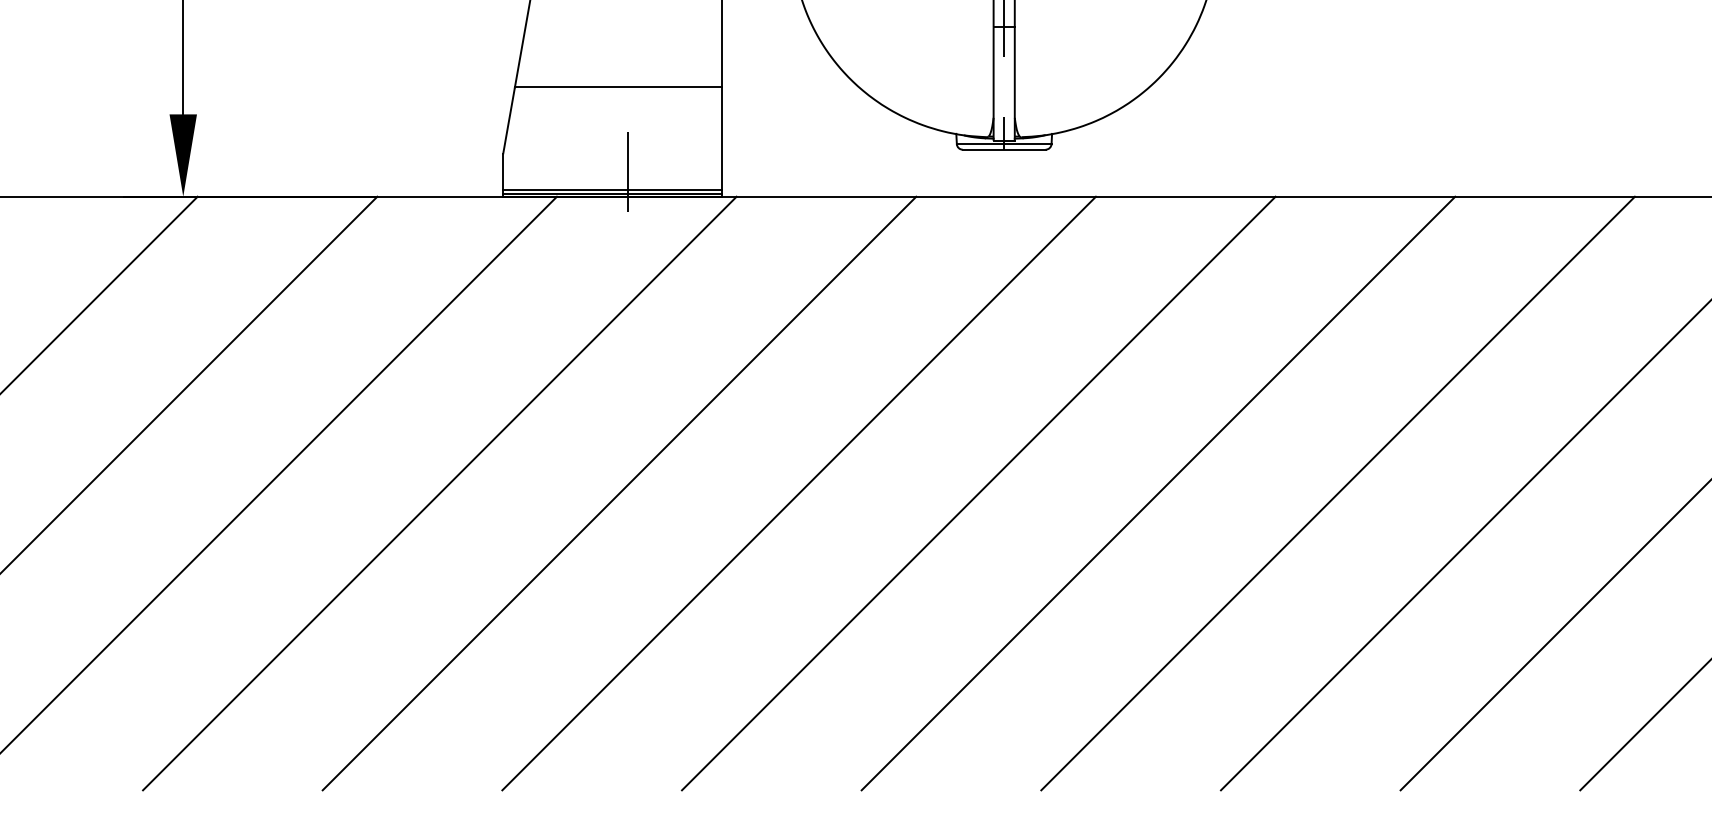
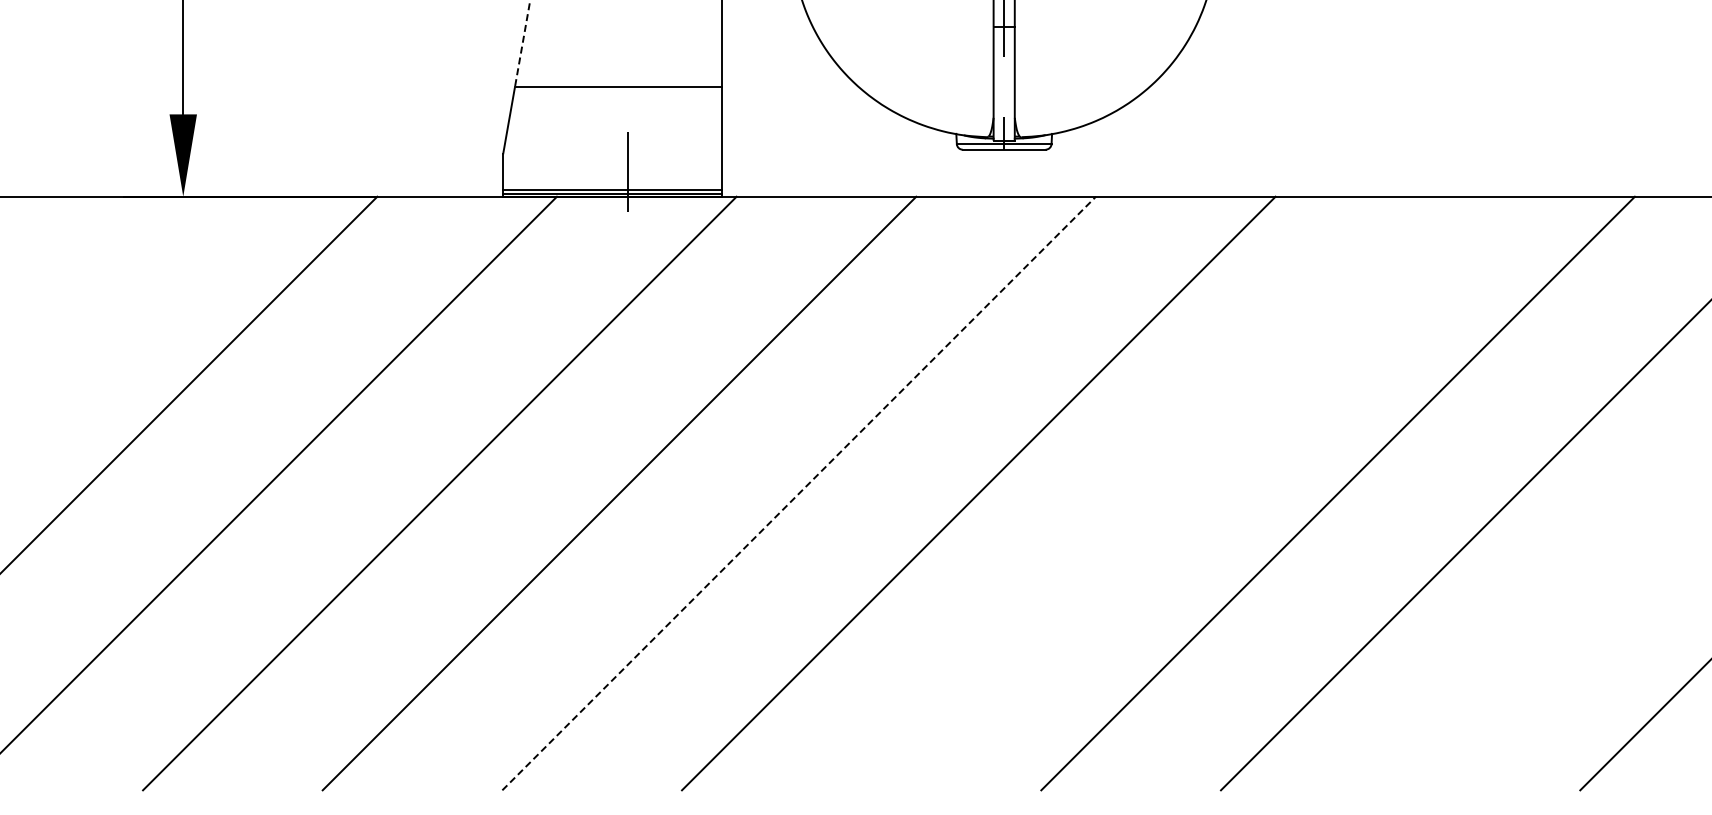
line: solid -> dashed (522, 44)
line: present -> none (99, 294)
line: solid -> dashed (799, 493)
line: present -> none (1158, 493)
line: present -> none (1554, 636)
